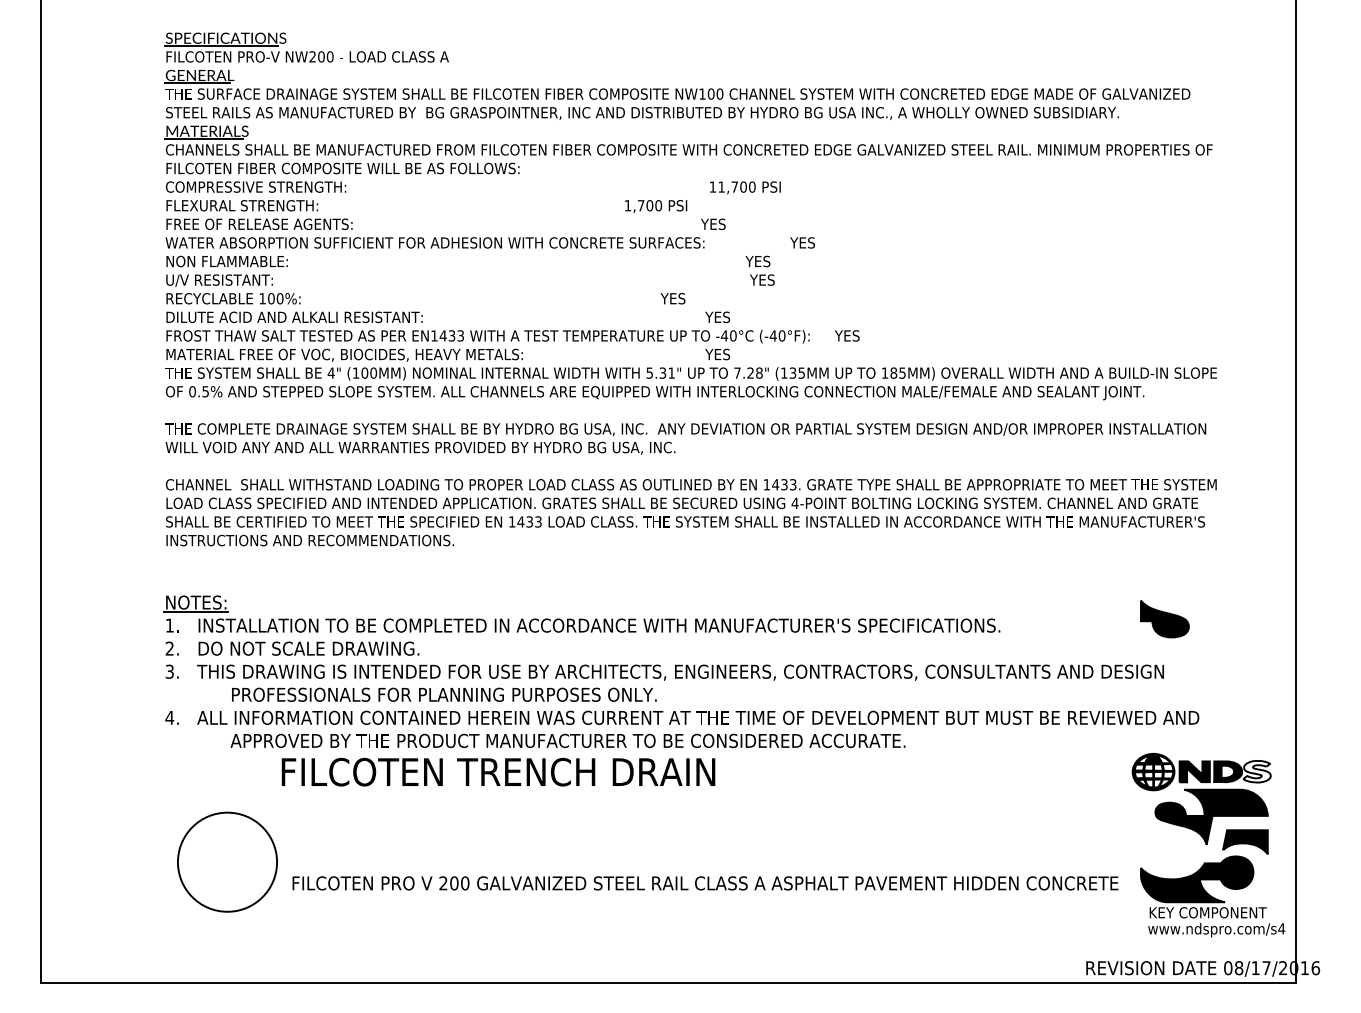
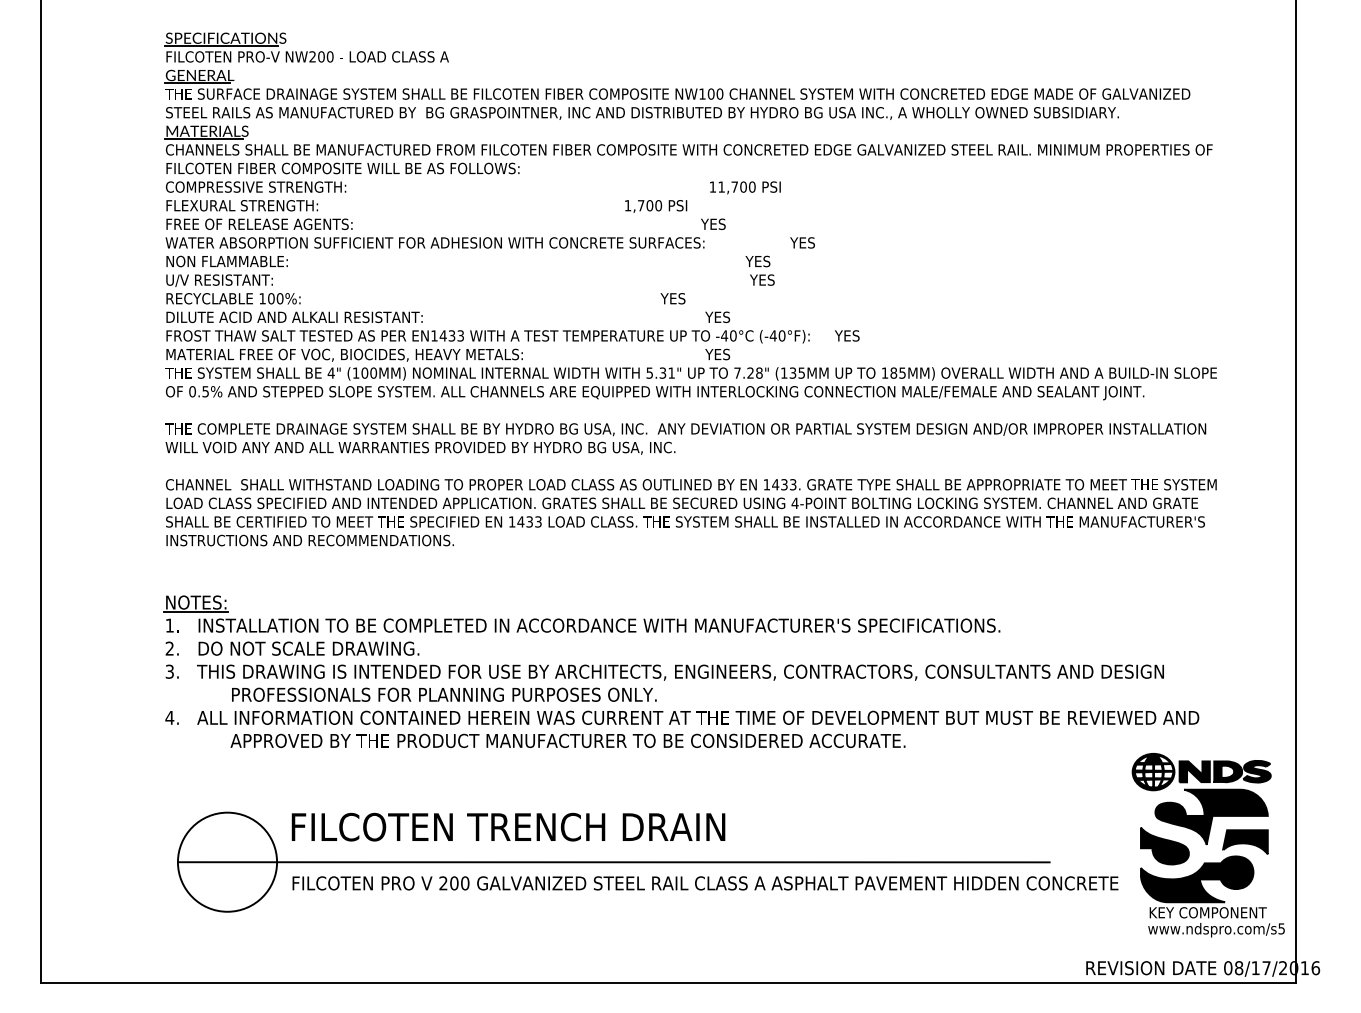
part position: (1164, 619) -> (1164, 846) (1164, 846)
text position: (498, 771) -> (508, 826) (508, 826)
fill: none -> present (1256, 771)
line: none -> present (613, 862)
text: www.ndspro.com/s4 -> www.ndspro.com/s5 (1281, 928)
